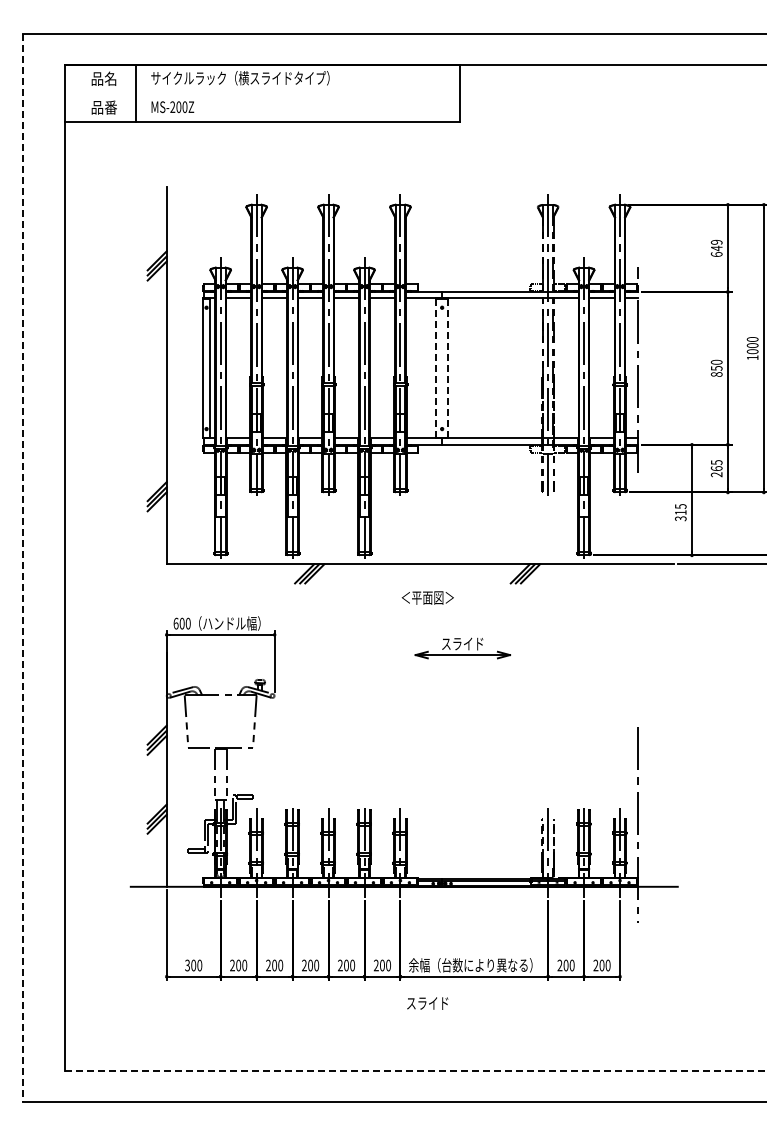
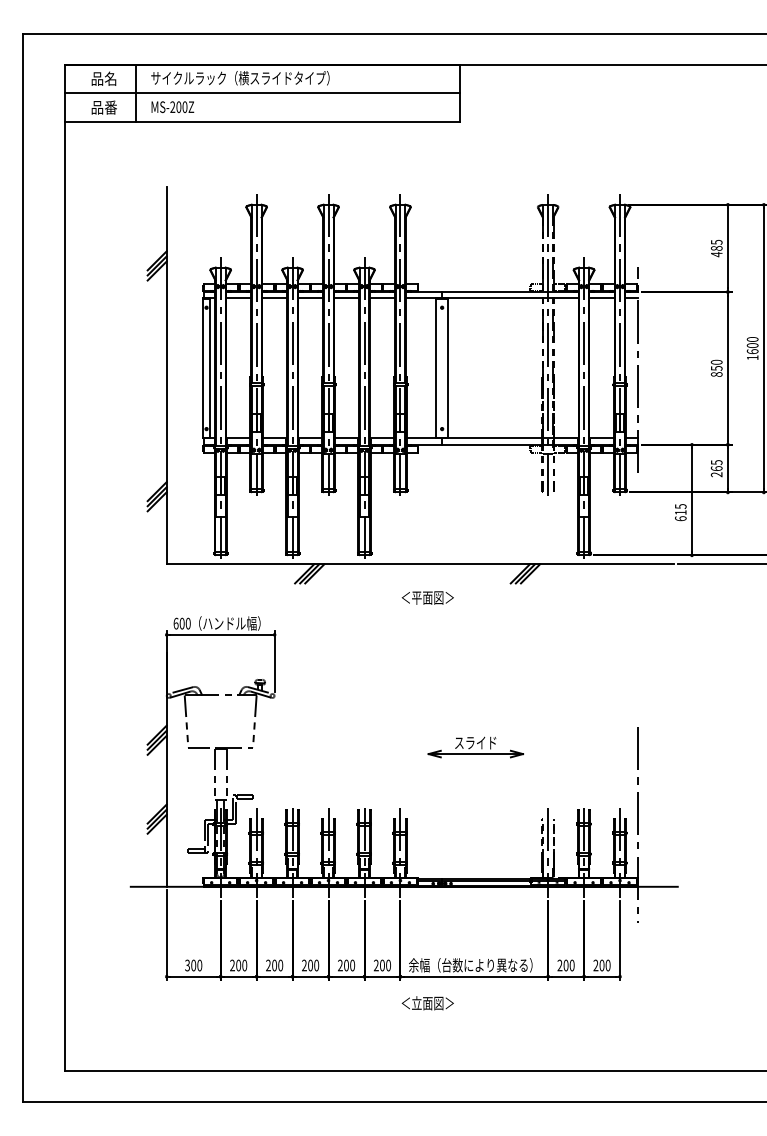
line: none -> present (262, 93)
text: 649 -> 485 (716, 248)
text: 1000 -> 1600 (752, 351)
line: dashed -> solid (436, 367)
line: dashed -> solid (448, 367)
text: 315 -> 615 (680, 518)
line: dashed -> solid (23, 567)
part position: (462, 648) -> (475, 747) (475, 747)
text: スライド -> ＜立面図＞ (427, 1003)
line: dashed -> solid (415, 1071)
